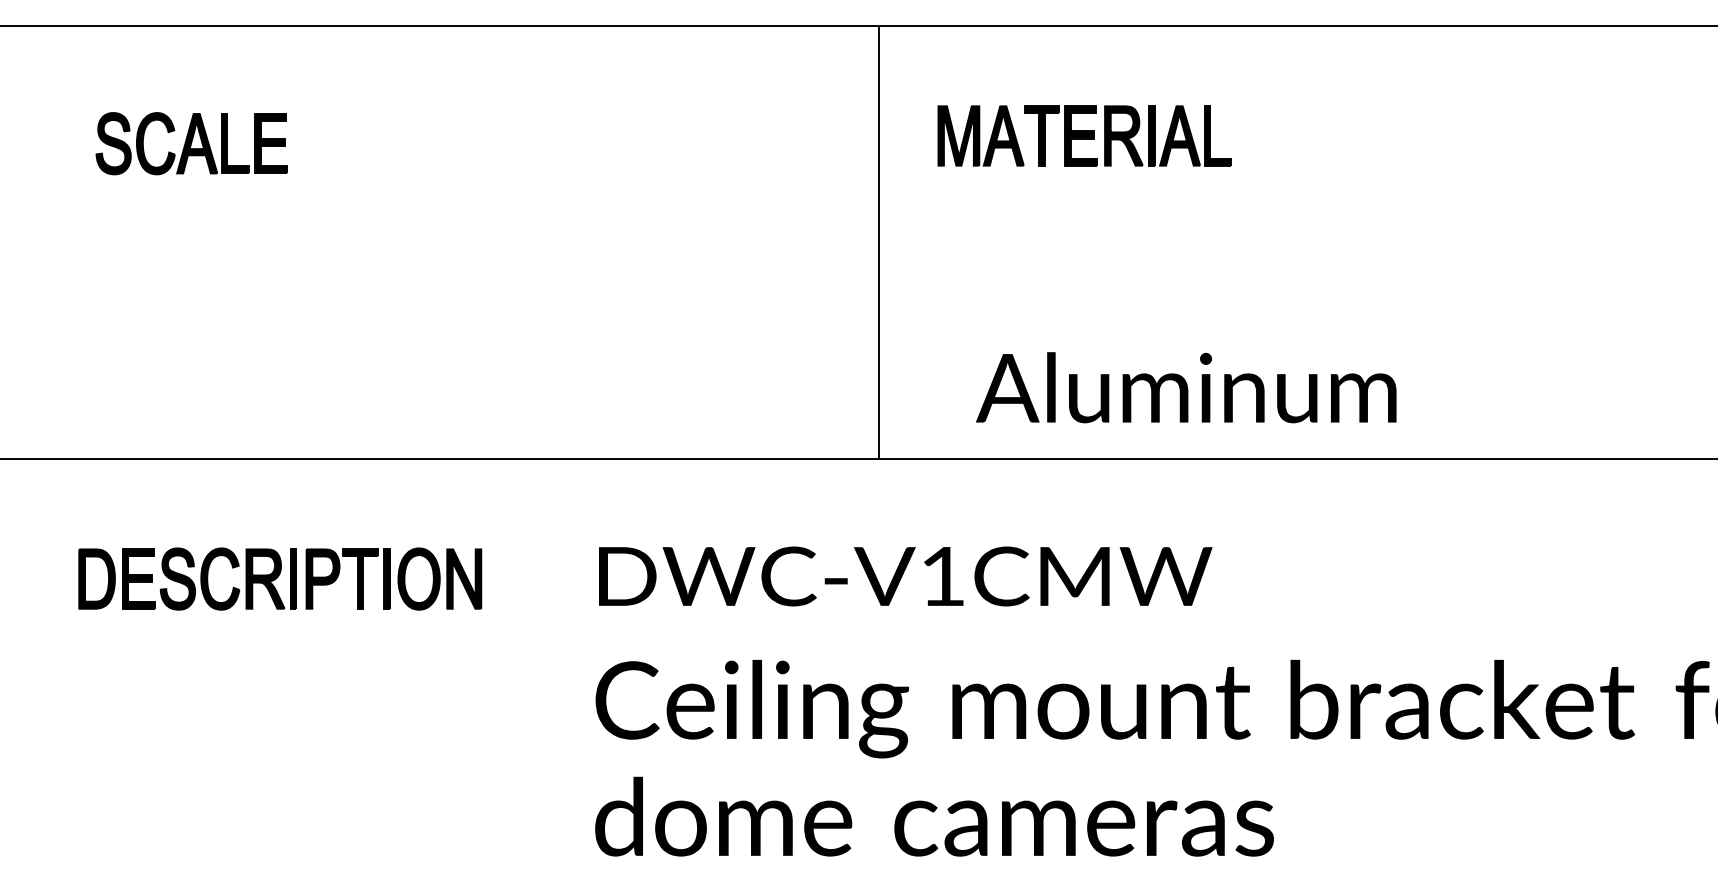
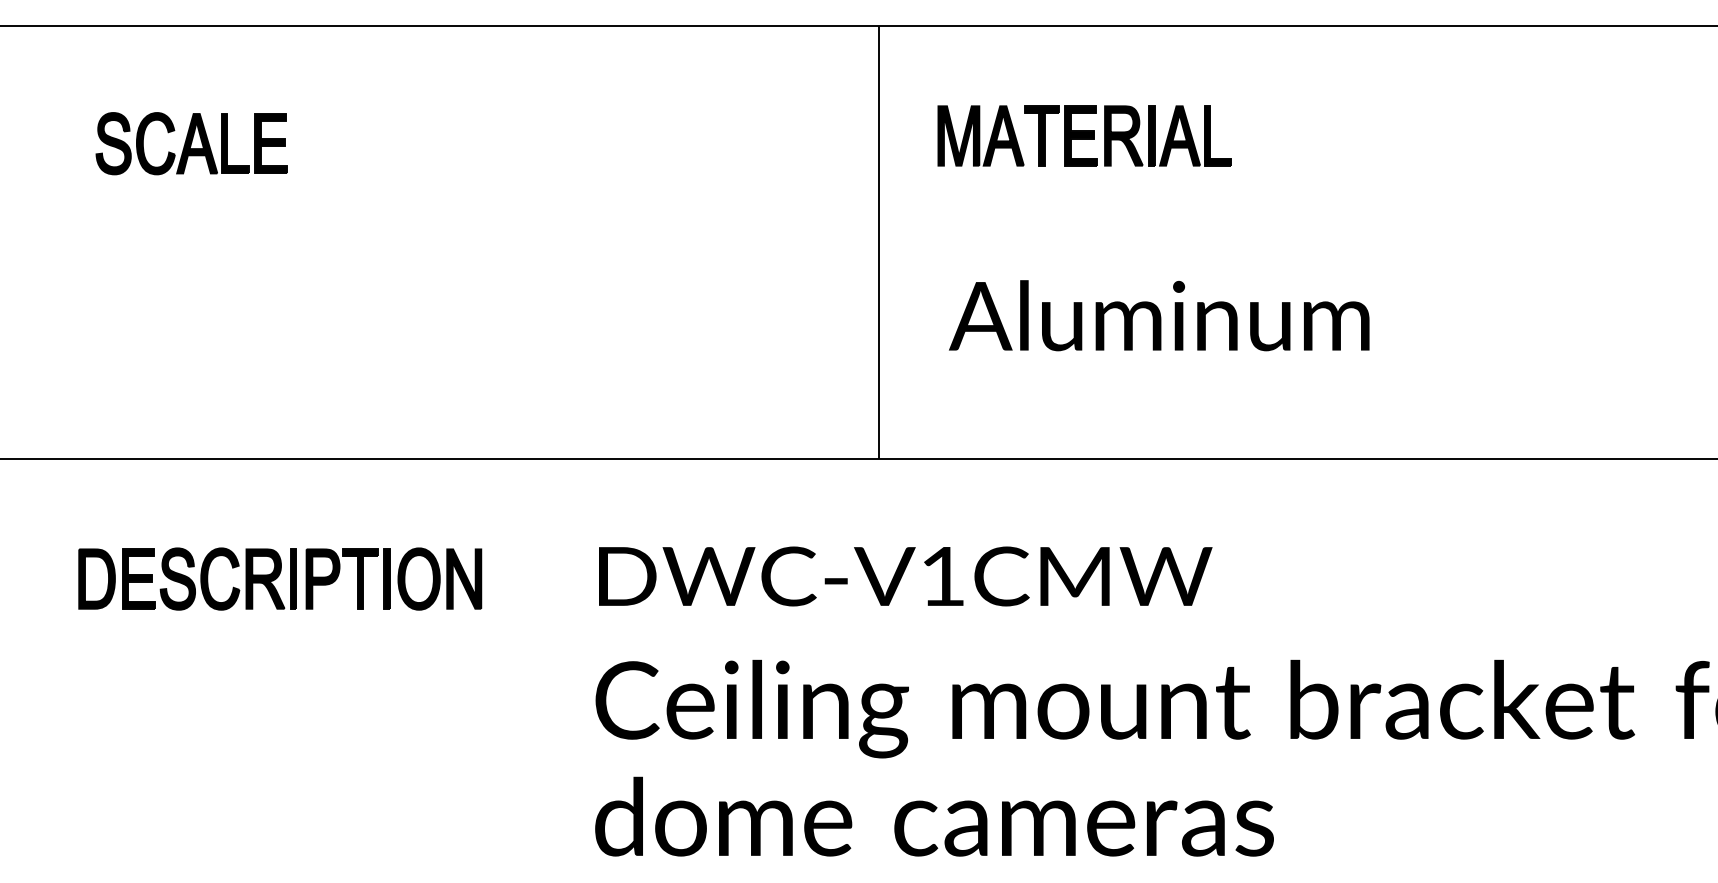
text position: (1186, 387) -> (1159, 315) (1159, 315)
